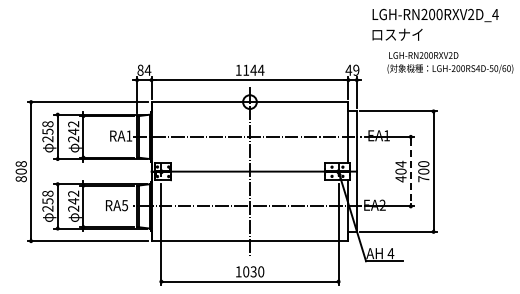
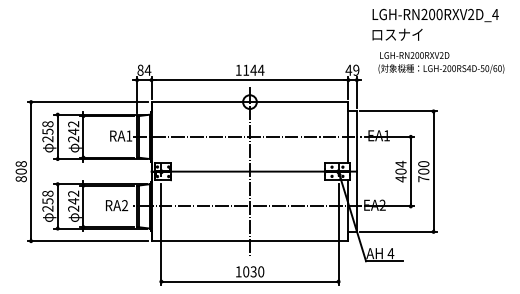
text position: (450, 62) -> (441, 62) (441, 62)
line: dashed -> solid (410, 171)
text: RA5 -> RA2 (125, 205)
